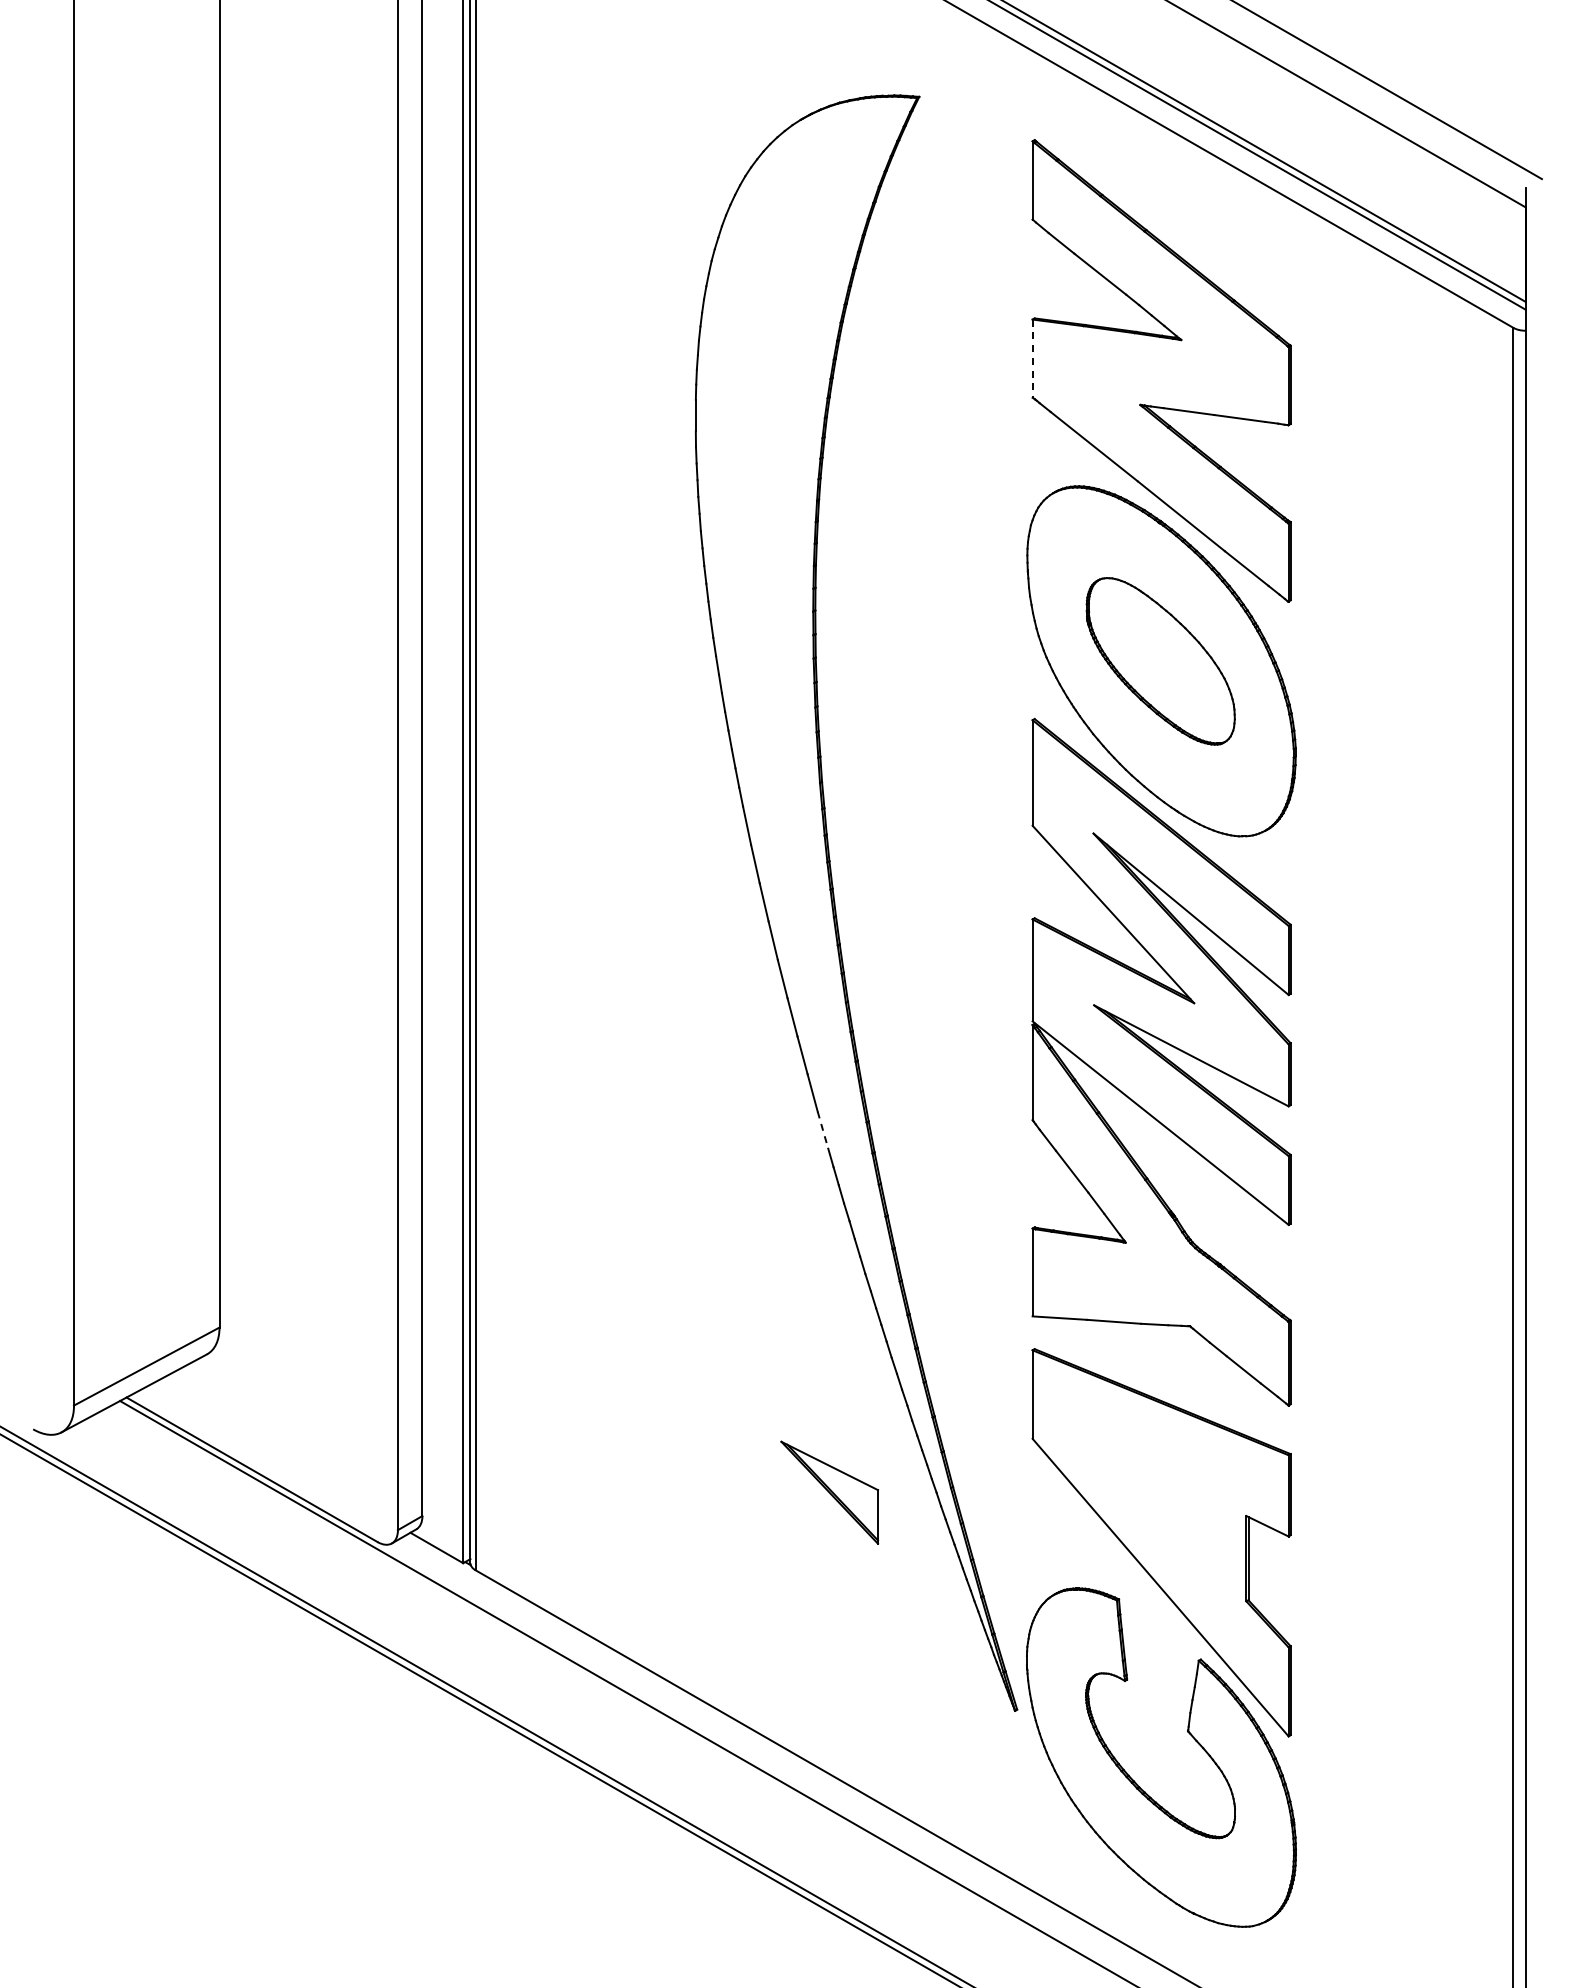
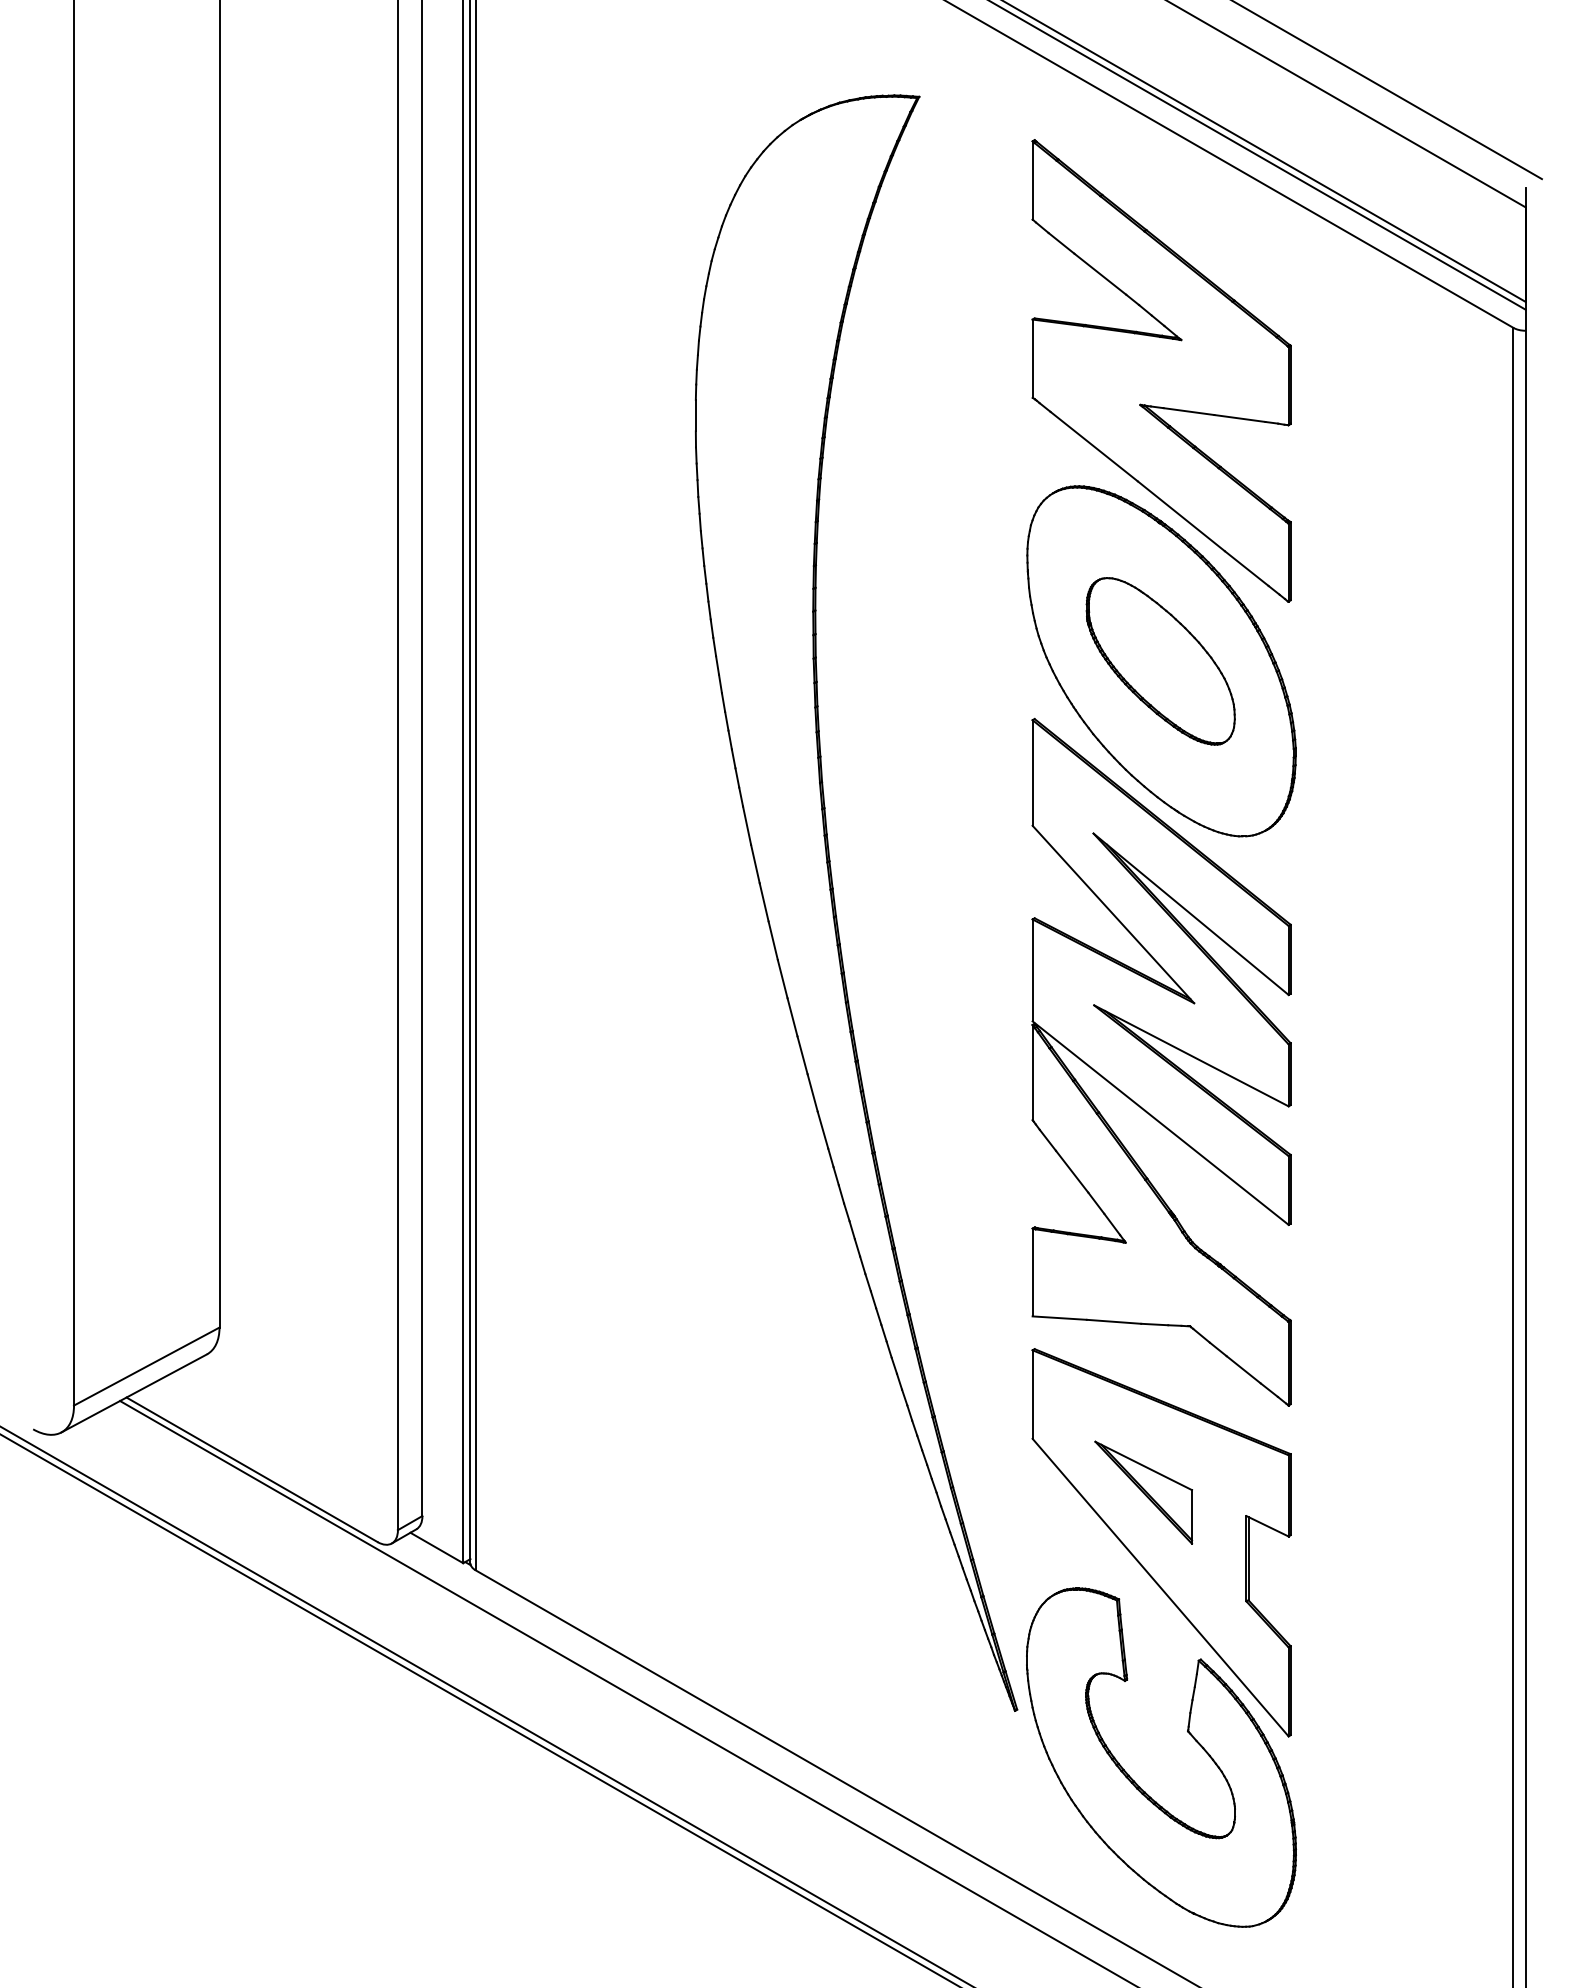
line: dashed -> solid (1032, 359)
line: dashed -> solid (823, 1130)
part position: (829, 1492) -> (1143, 1492) (1143, 1492)
